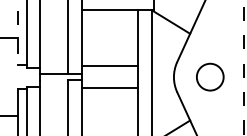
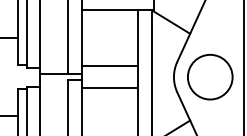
line: dashed -> solid (17, 33)
line: dashed -> solid (243, 68)
circle diameter: 27 px -> 45 px (209, 76)
